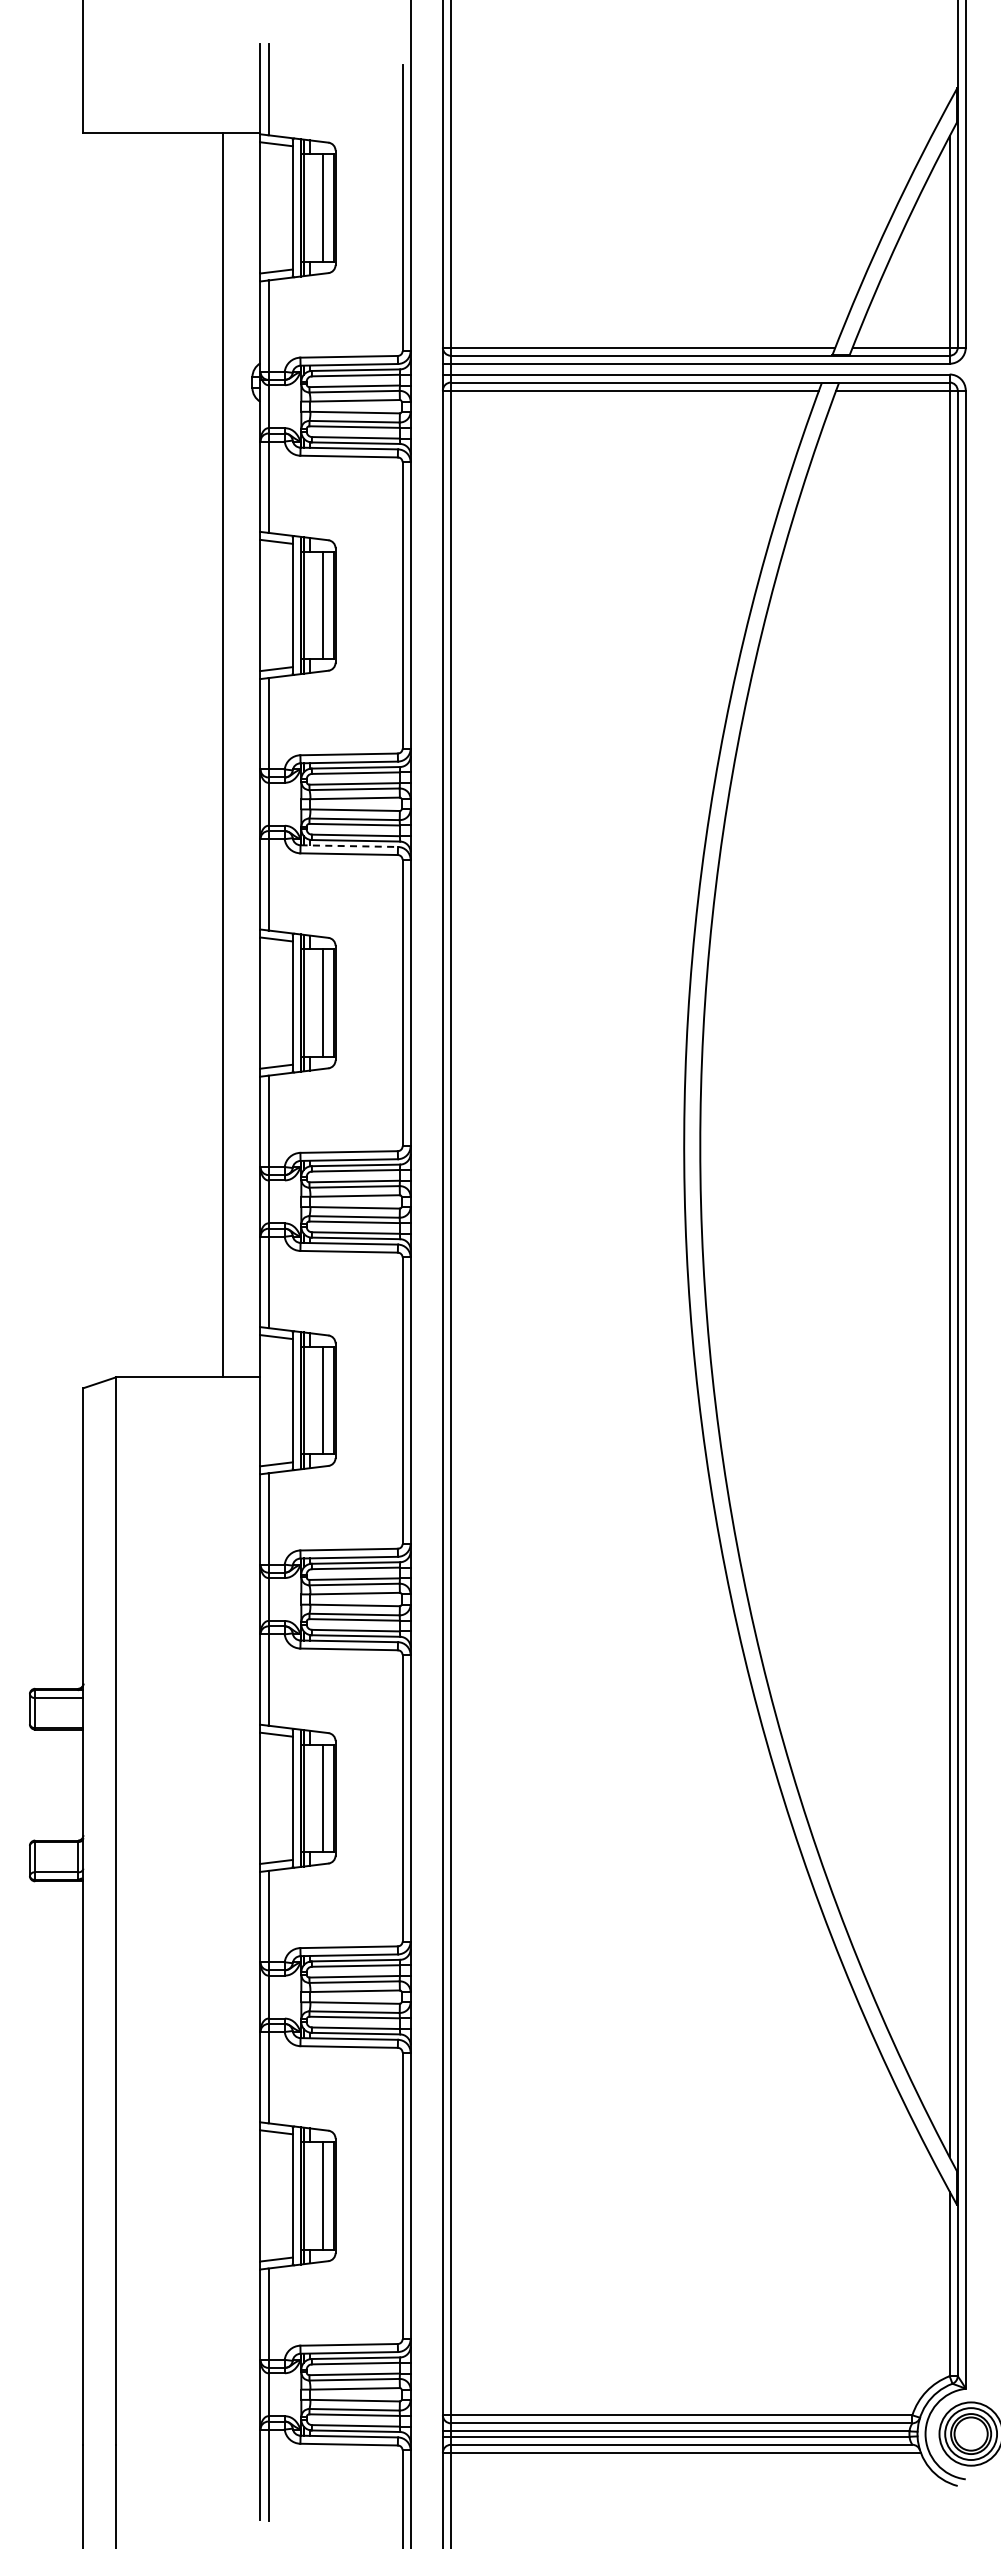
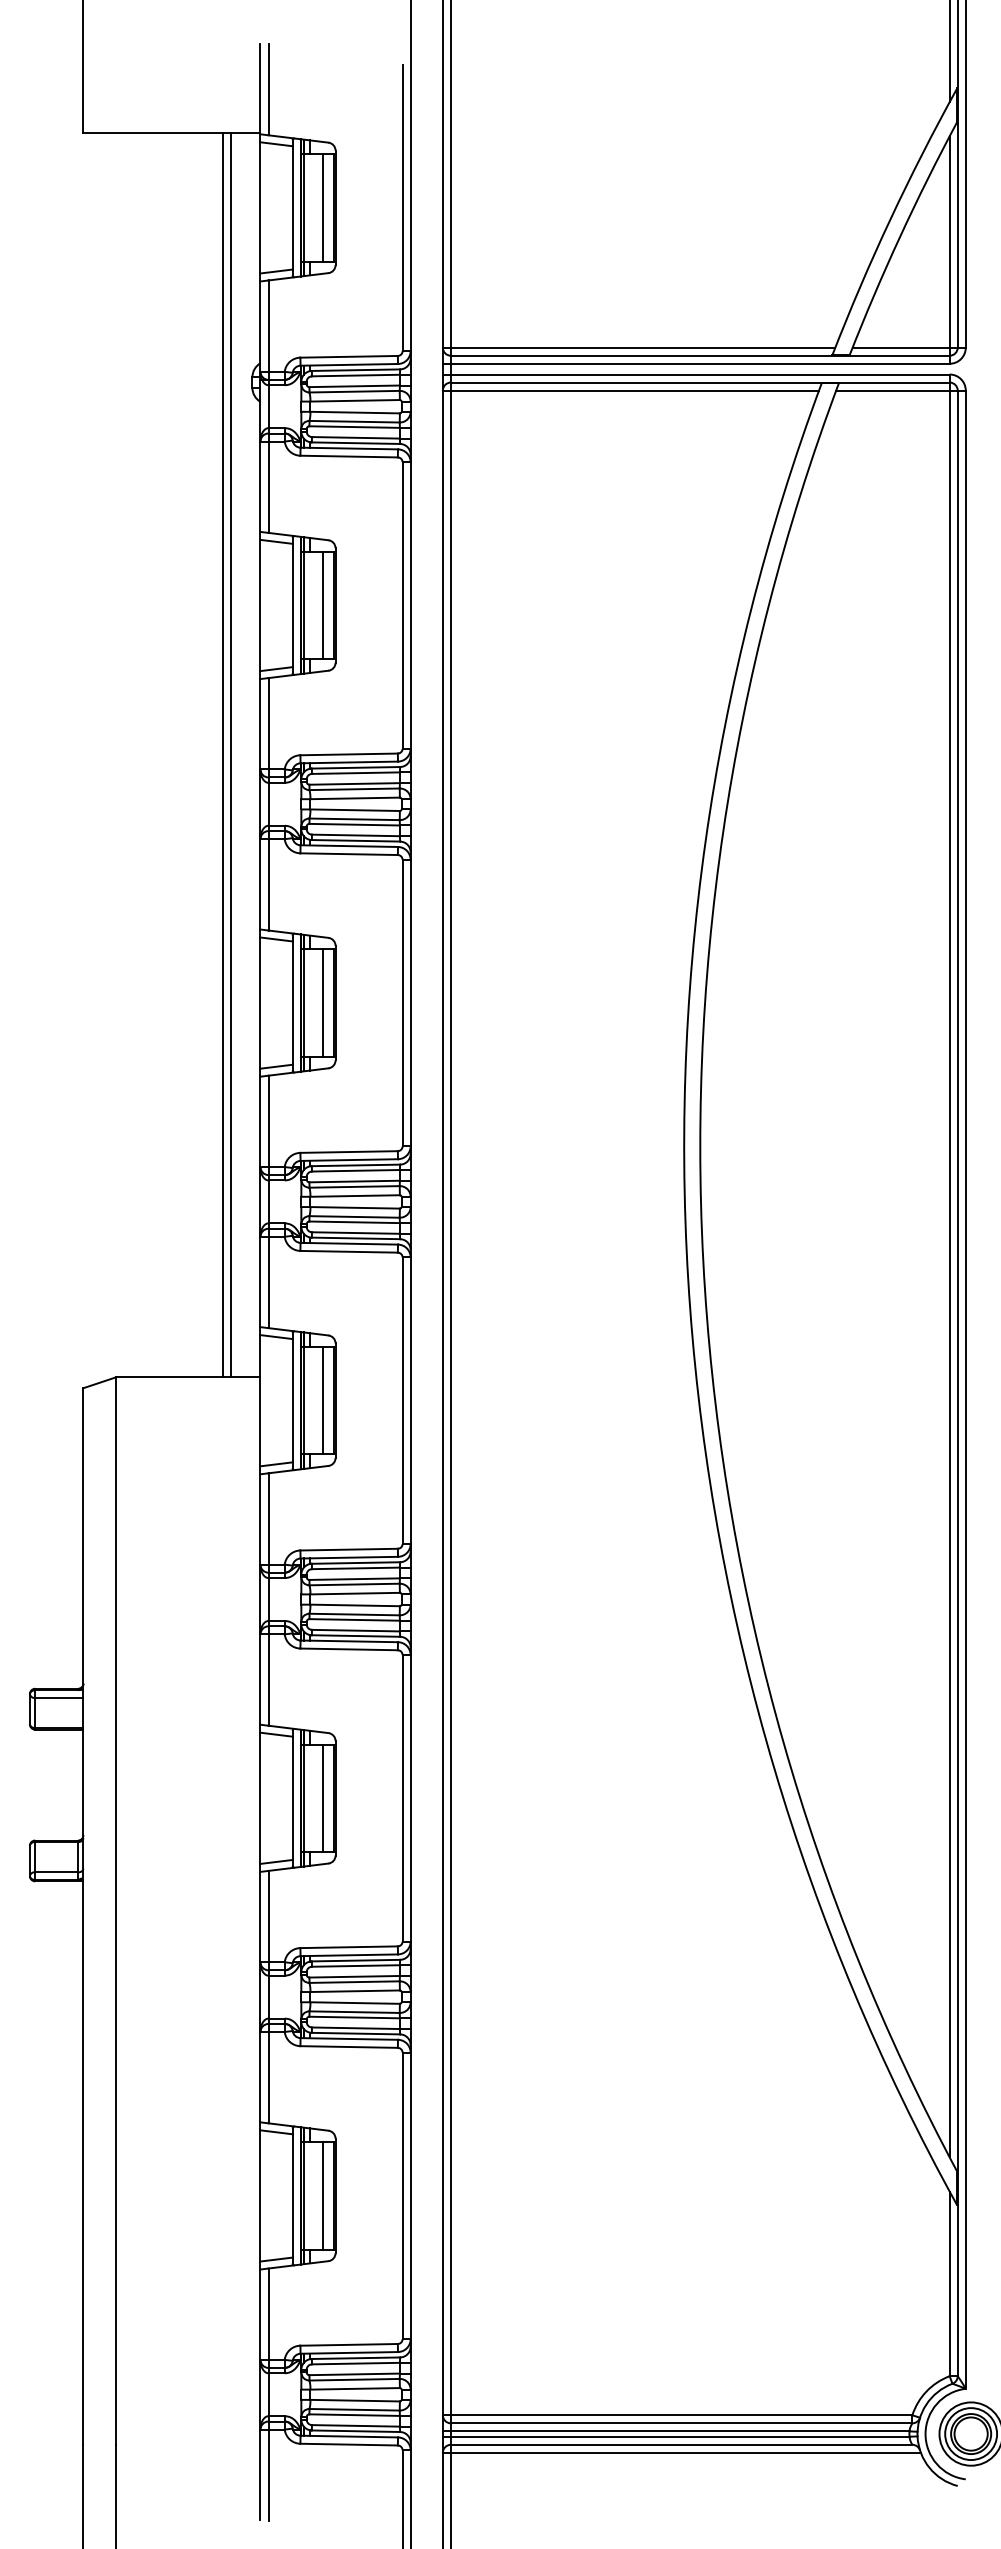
line: none -> present (949, 52)
line: none -> present (230, 755)
line: dashed -> solid (349, 846)
